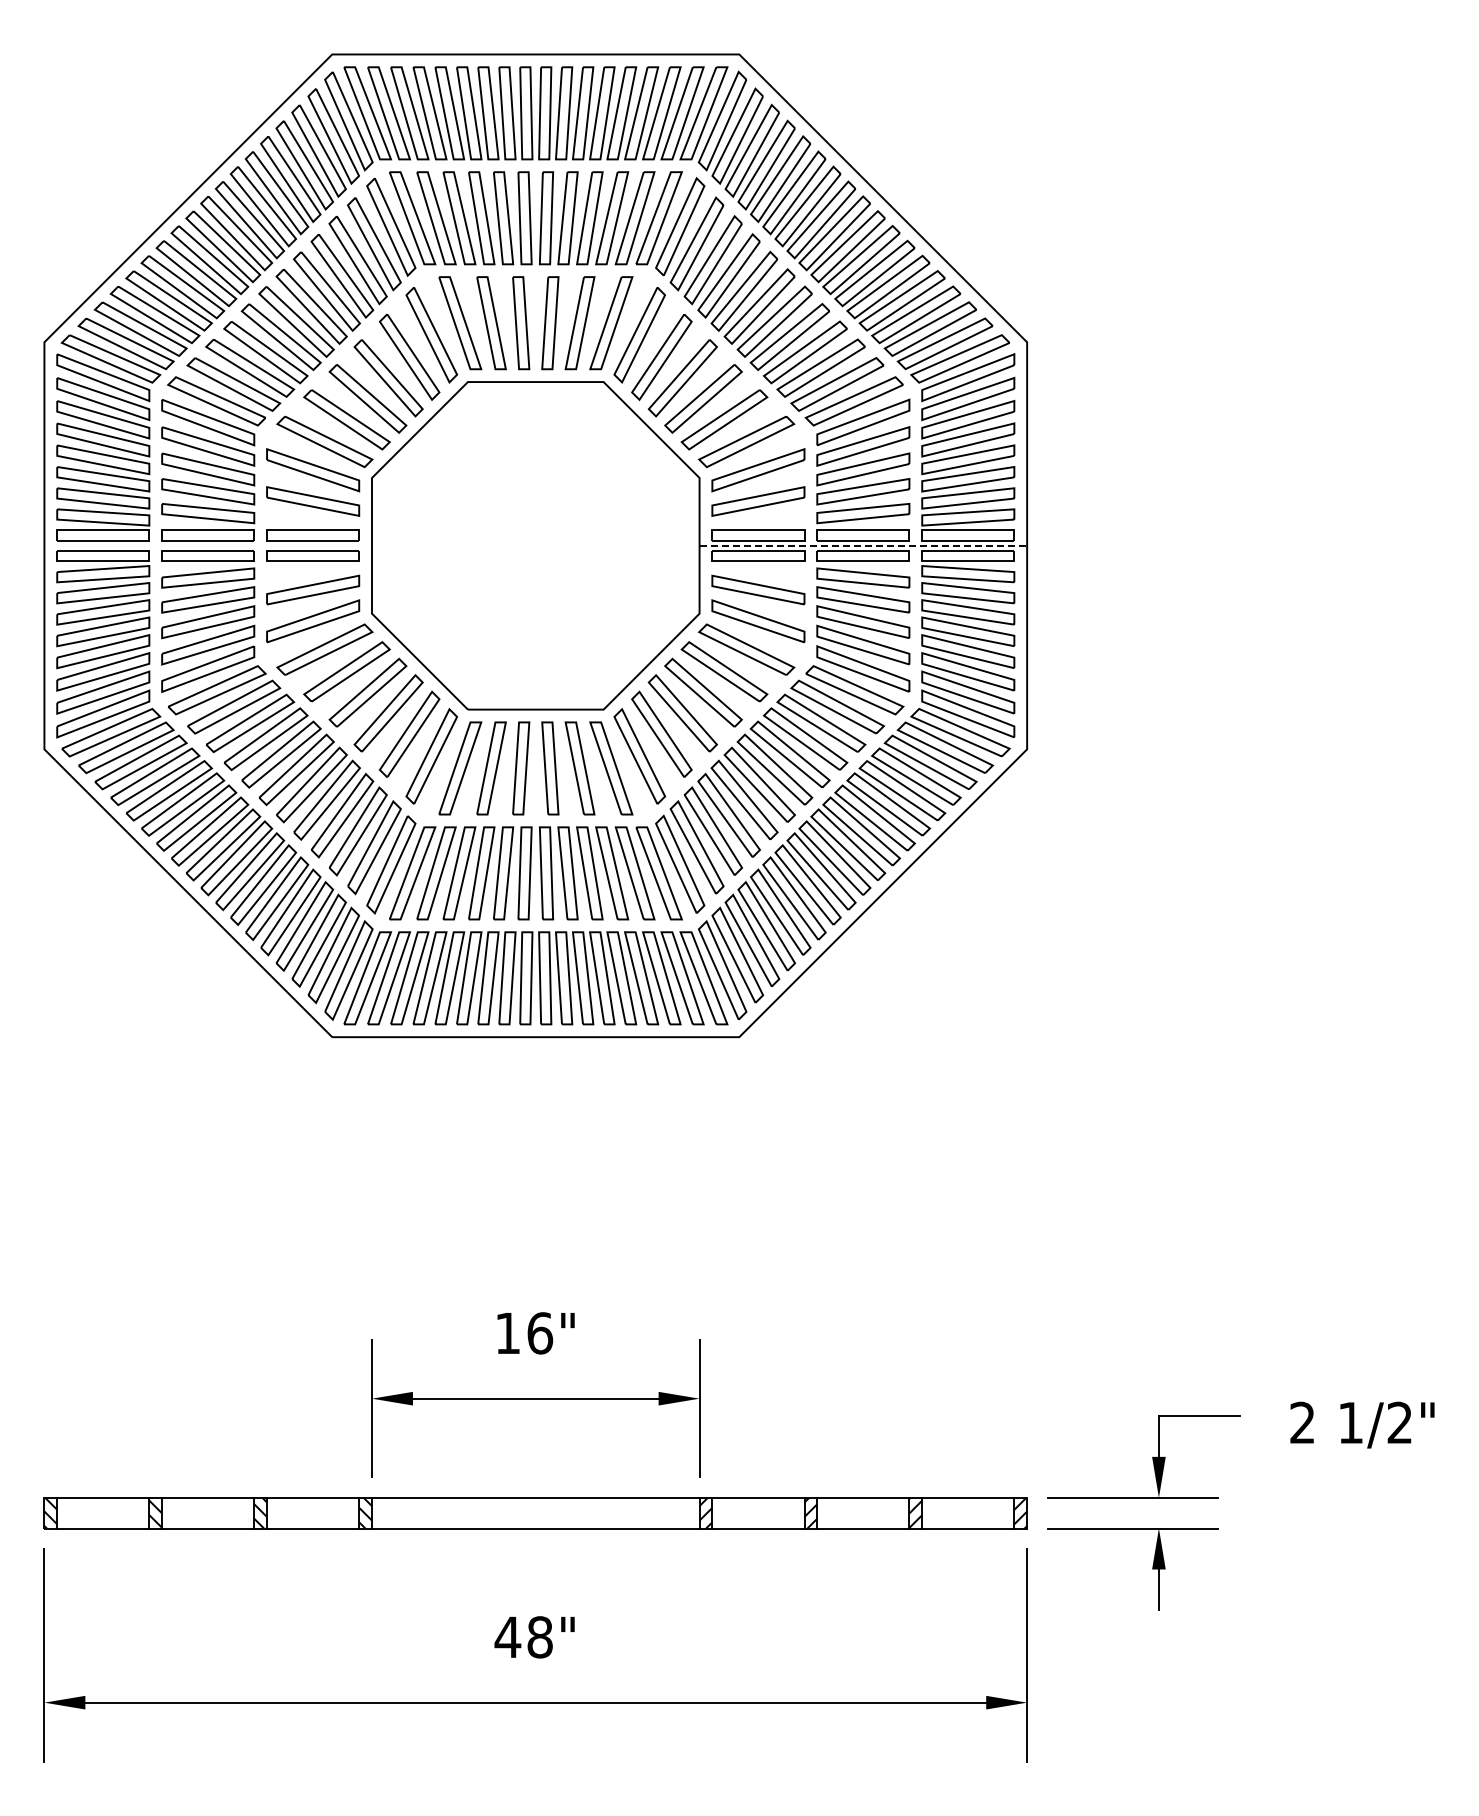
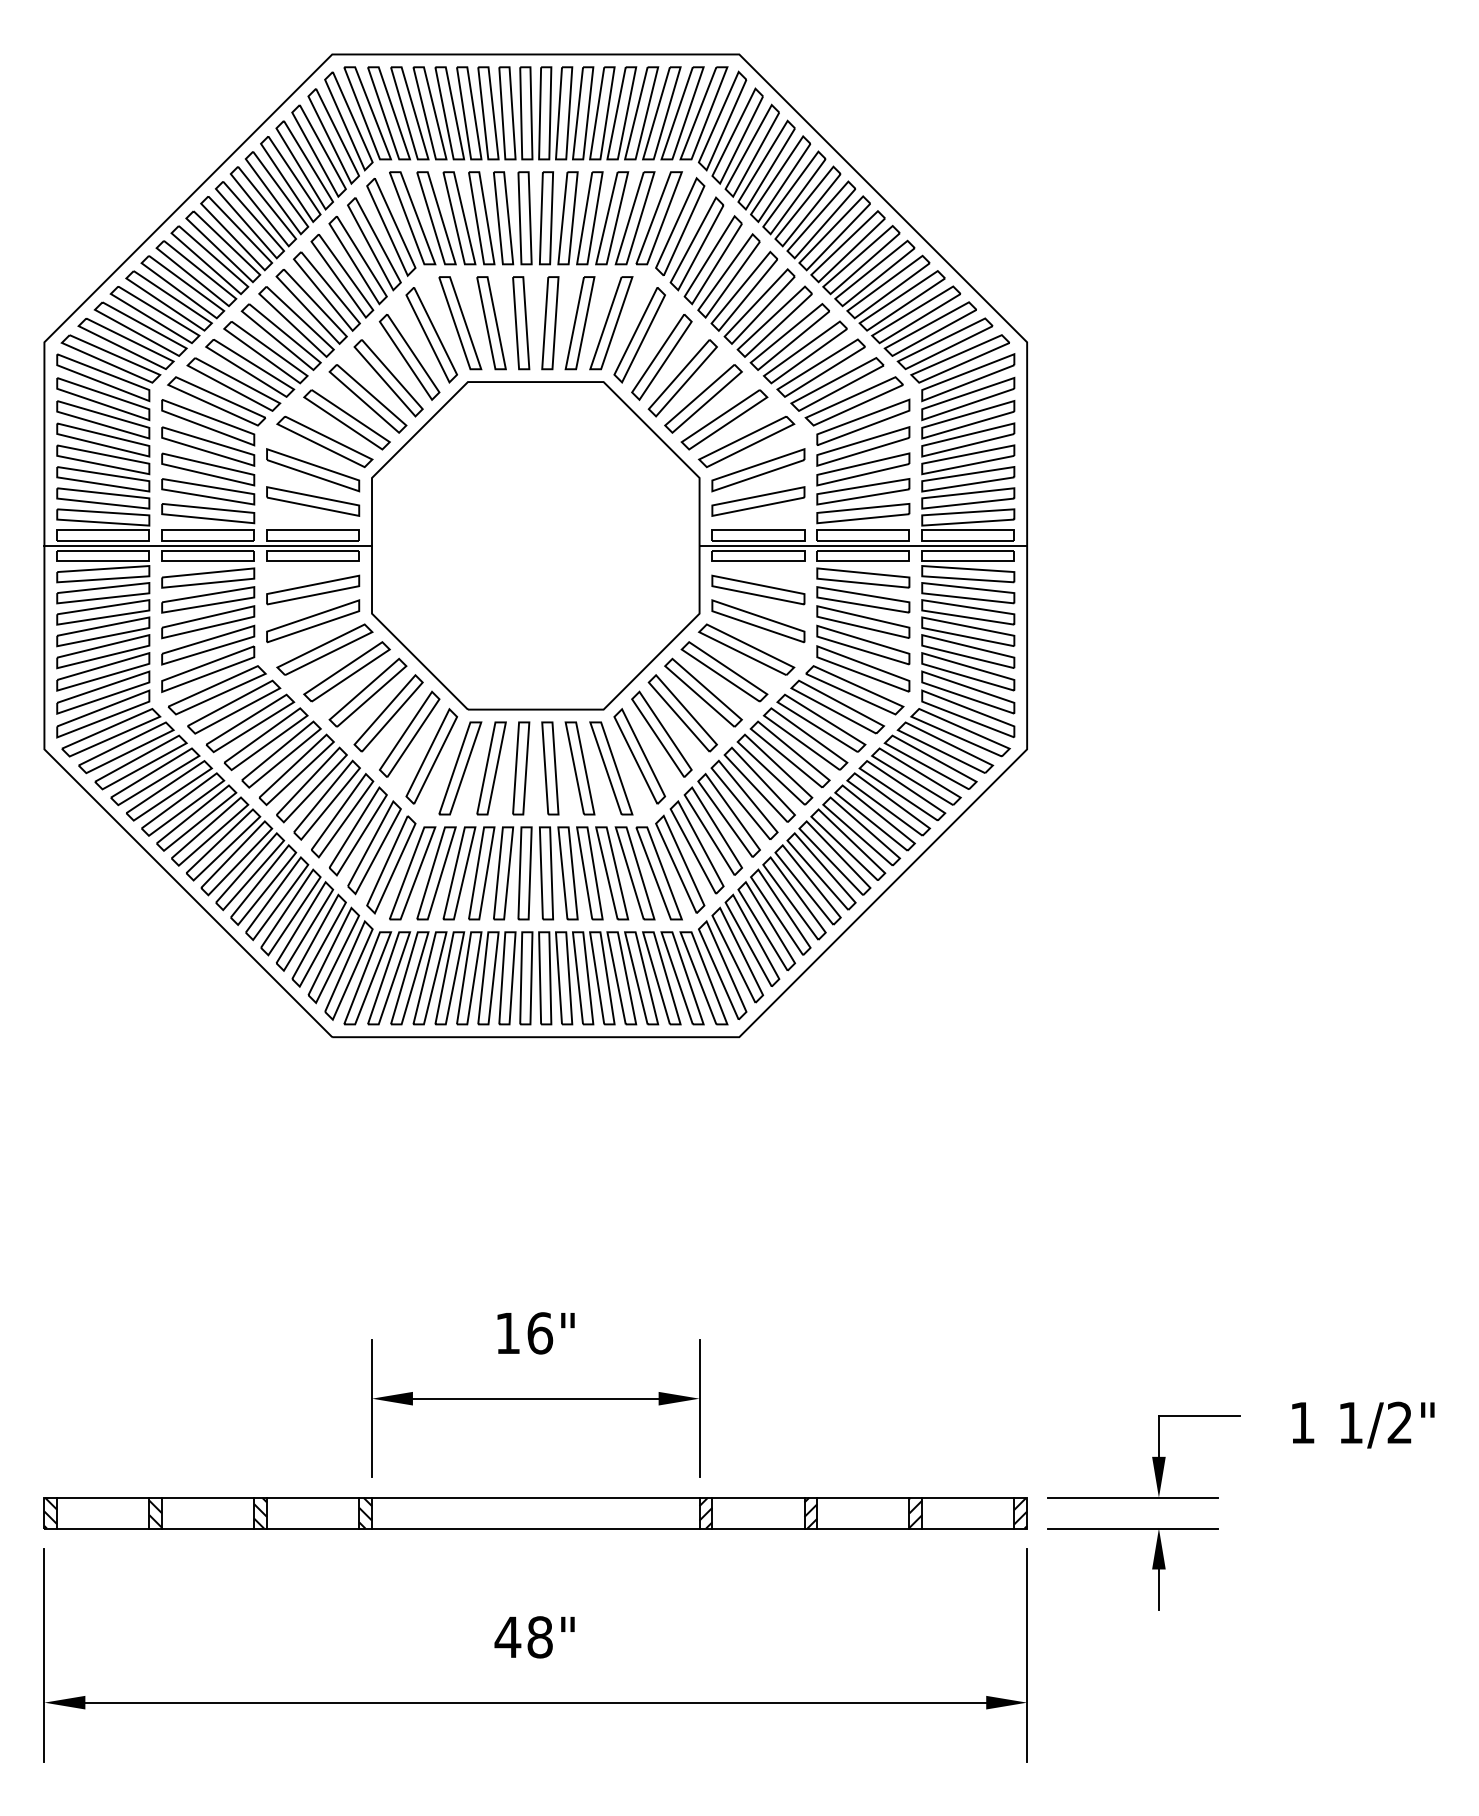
line: none -> present (208, 545)
line: dashed -> solid (863, 545)
text: 2 -> 1 (1302, 1422)
